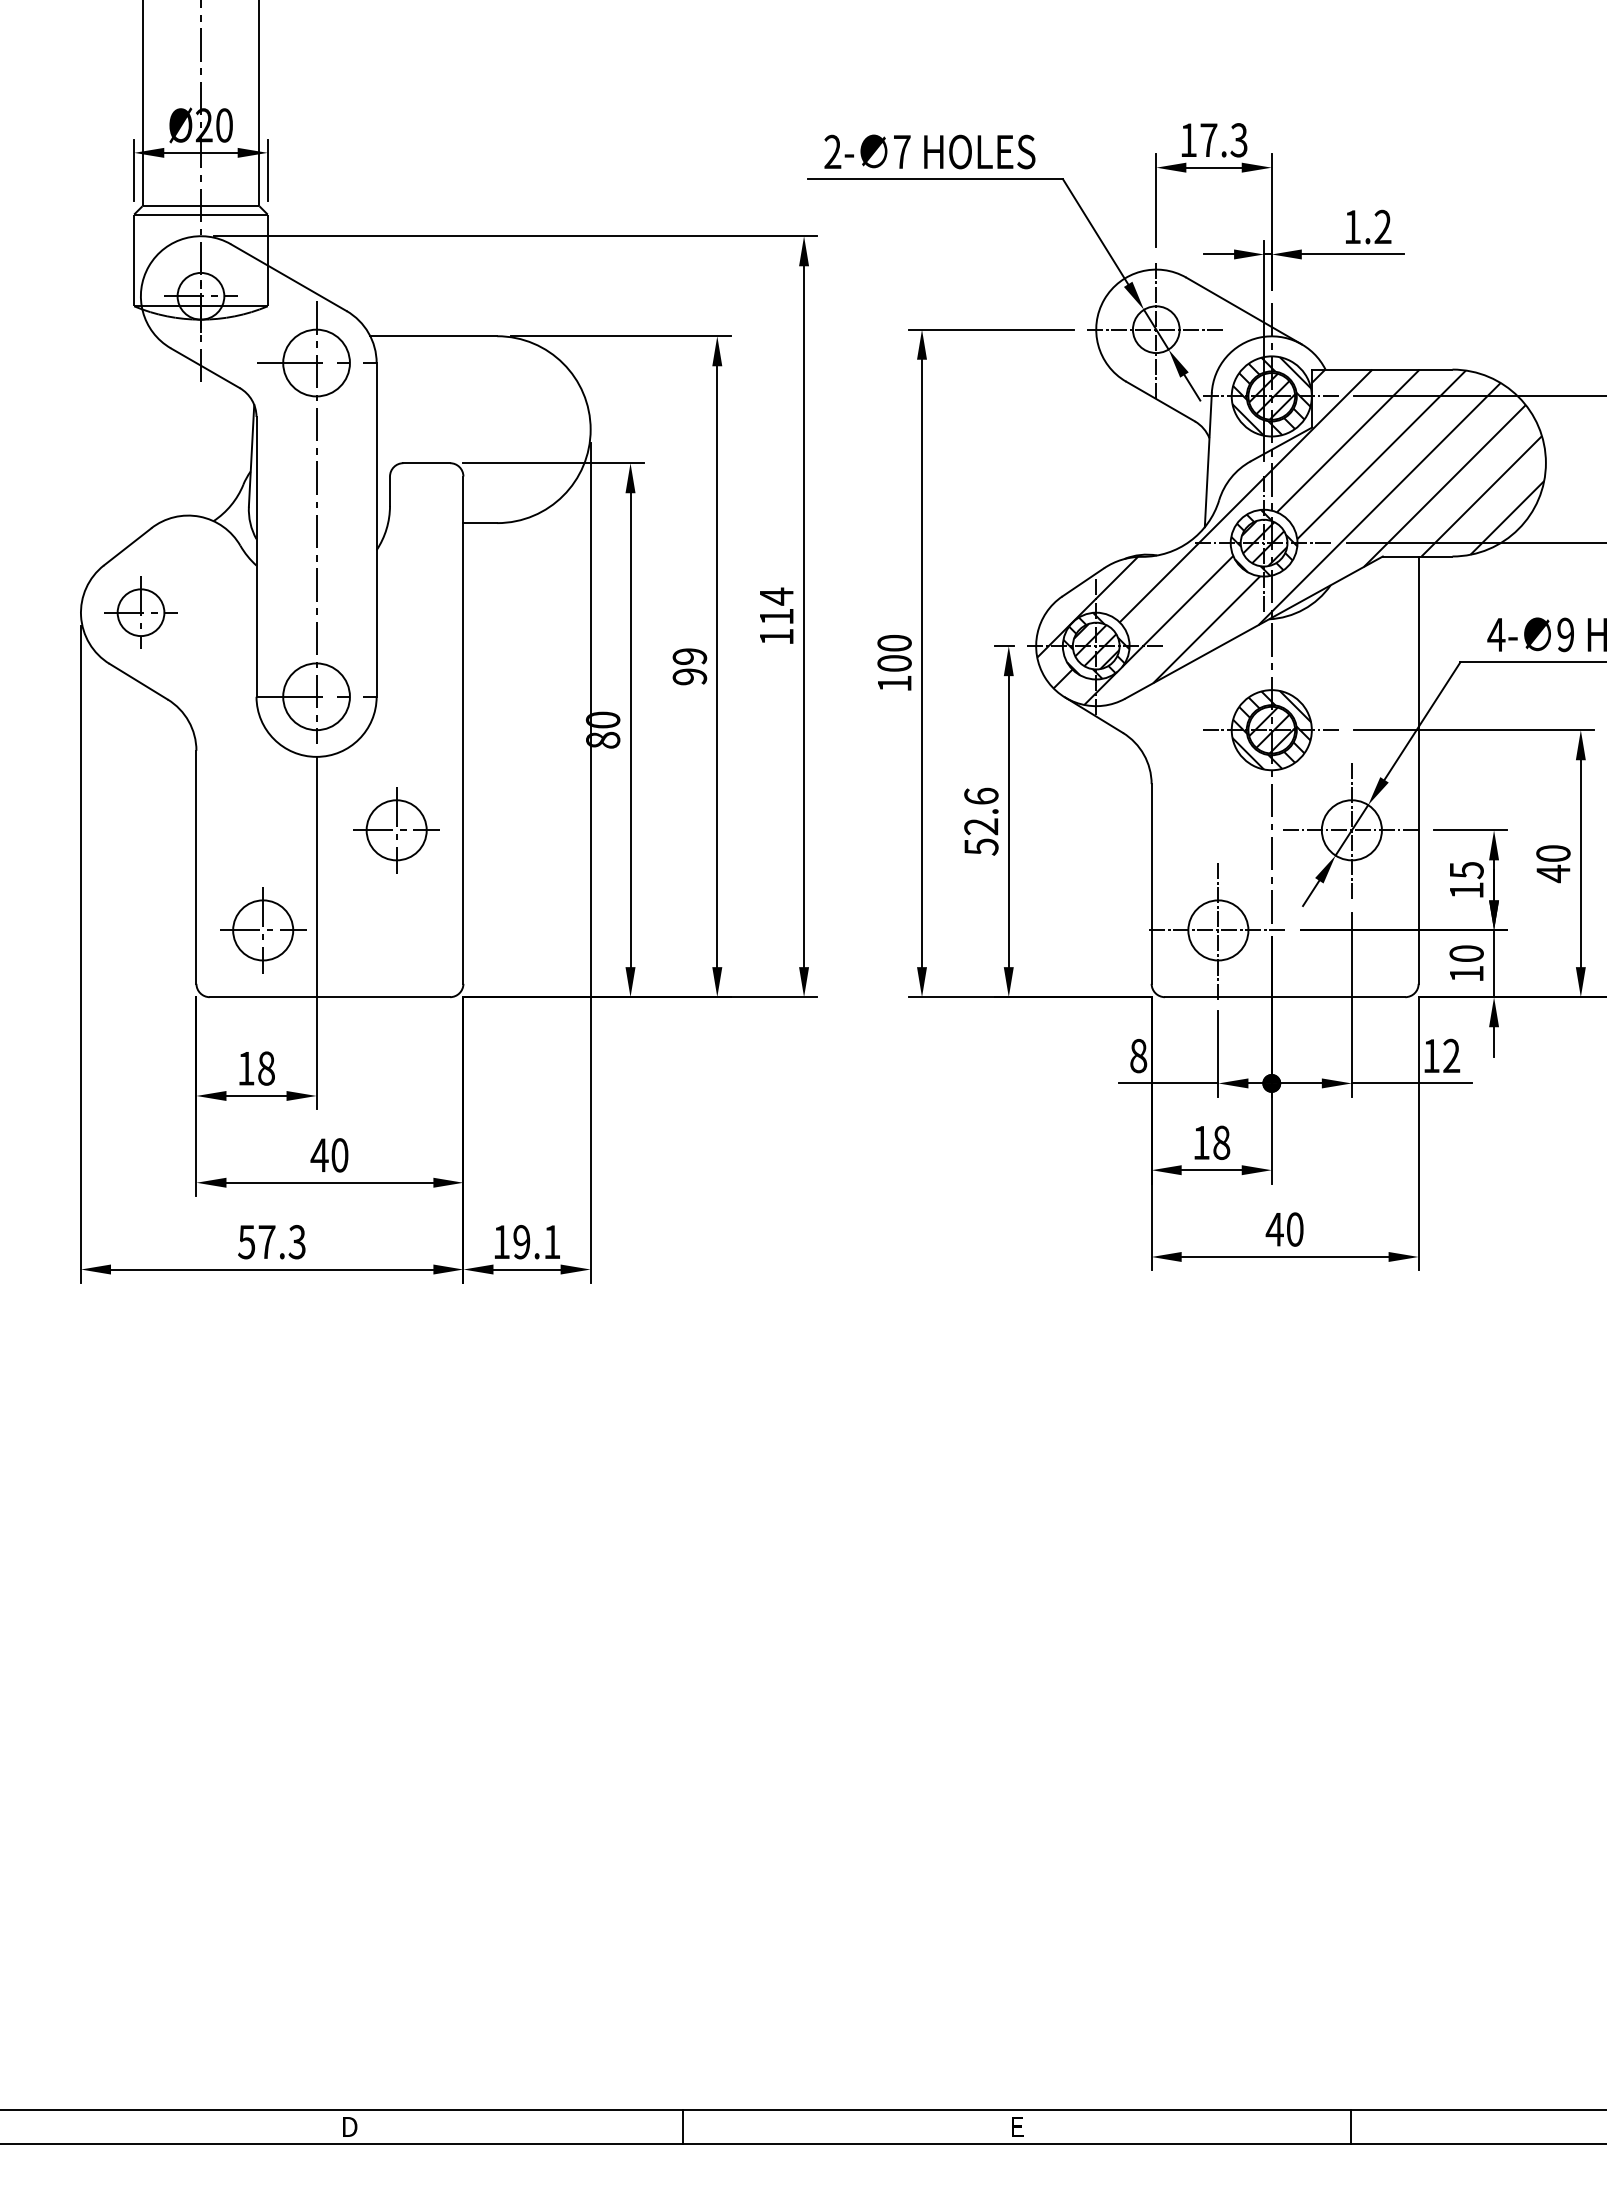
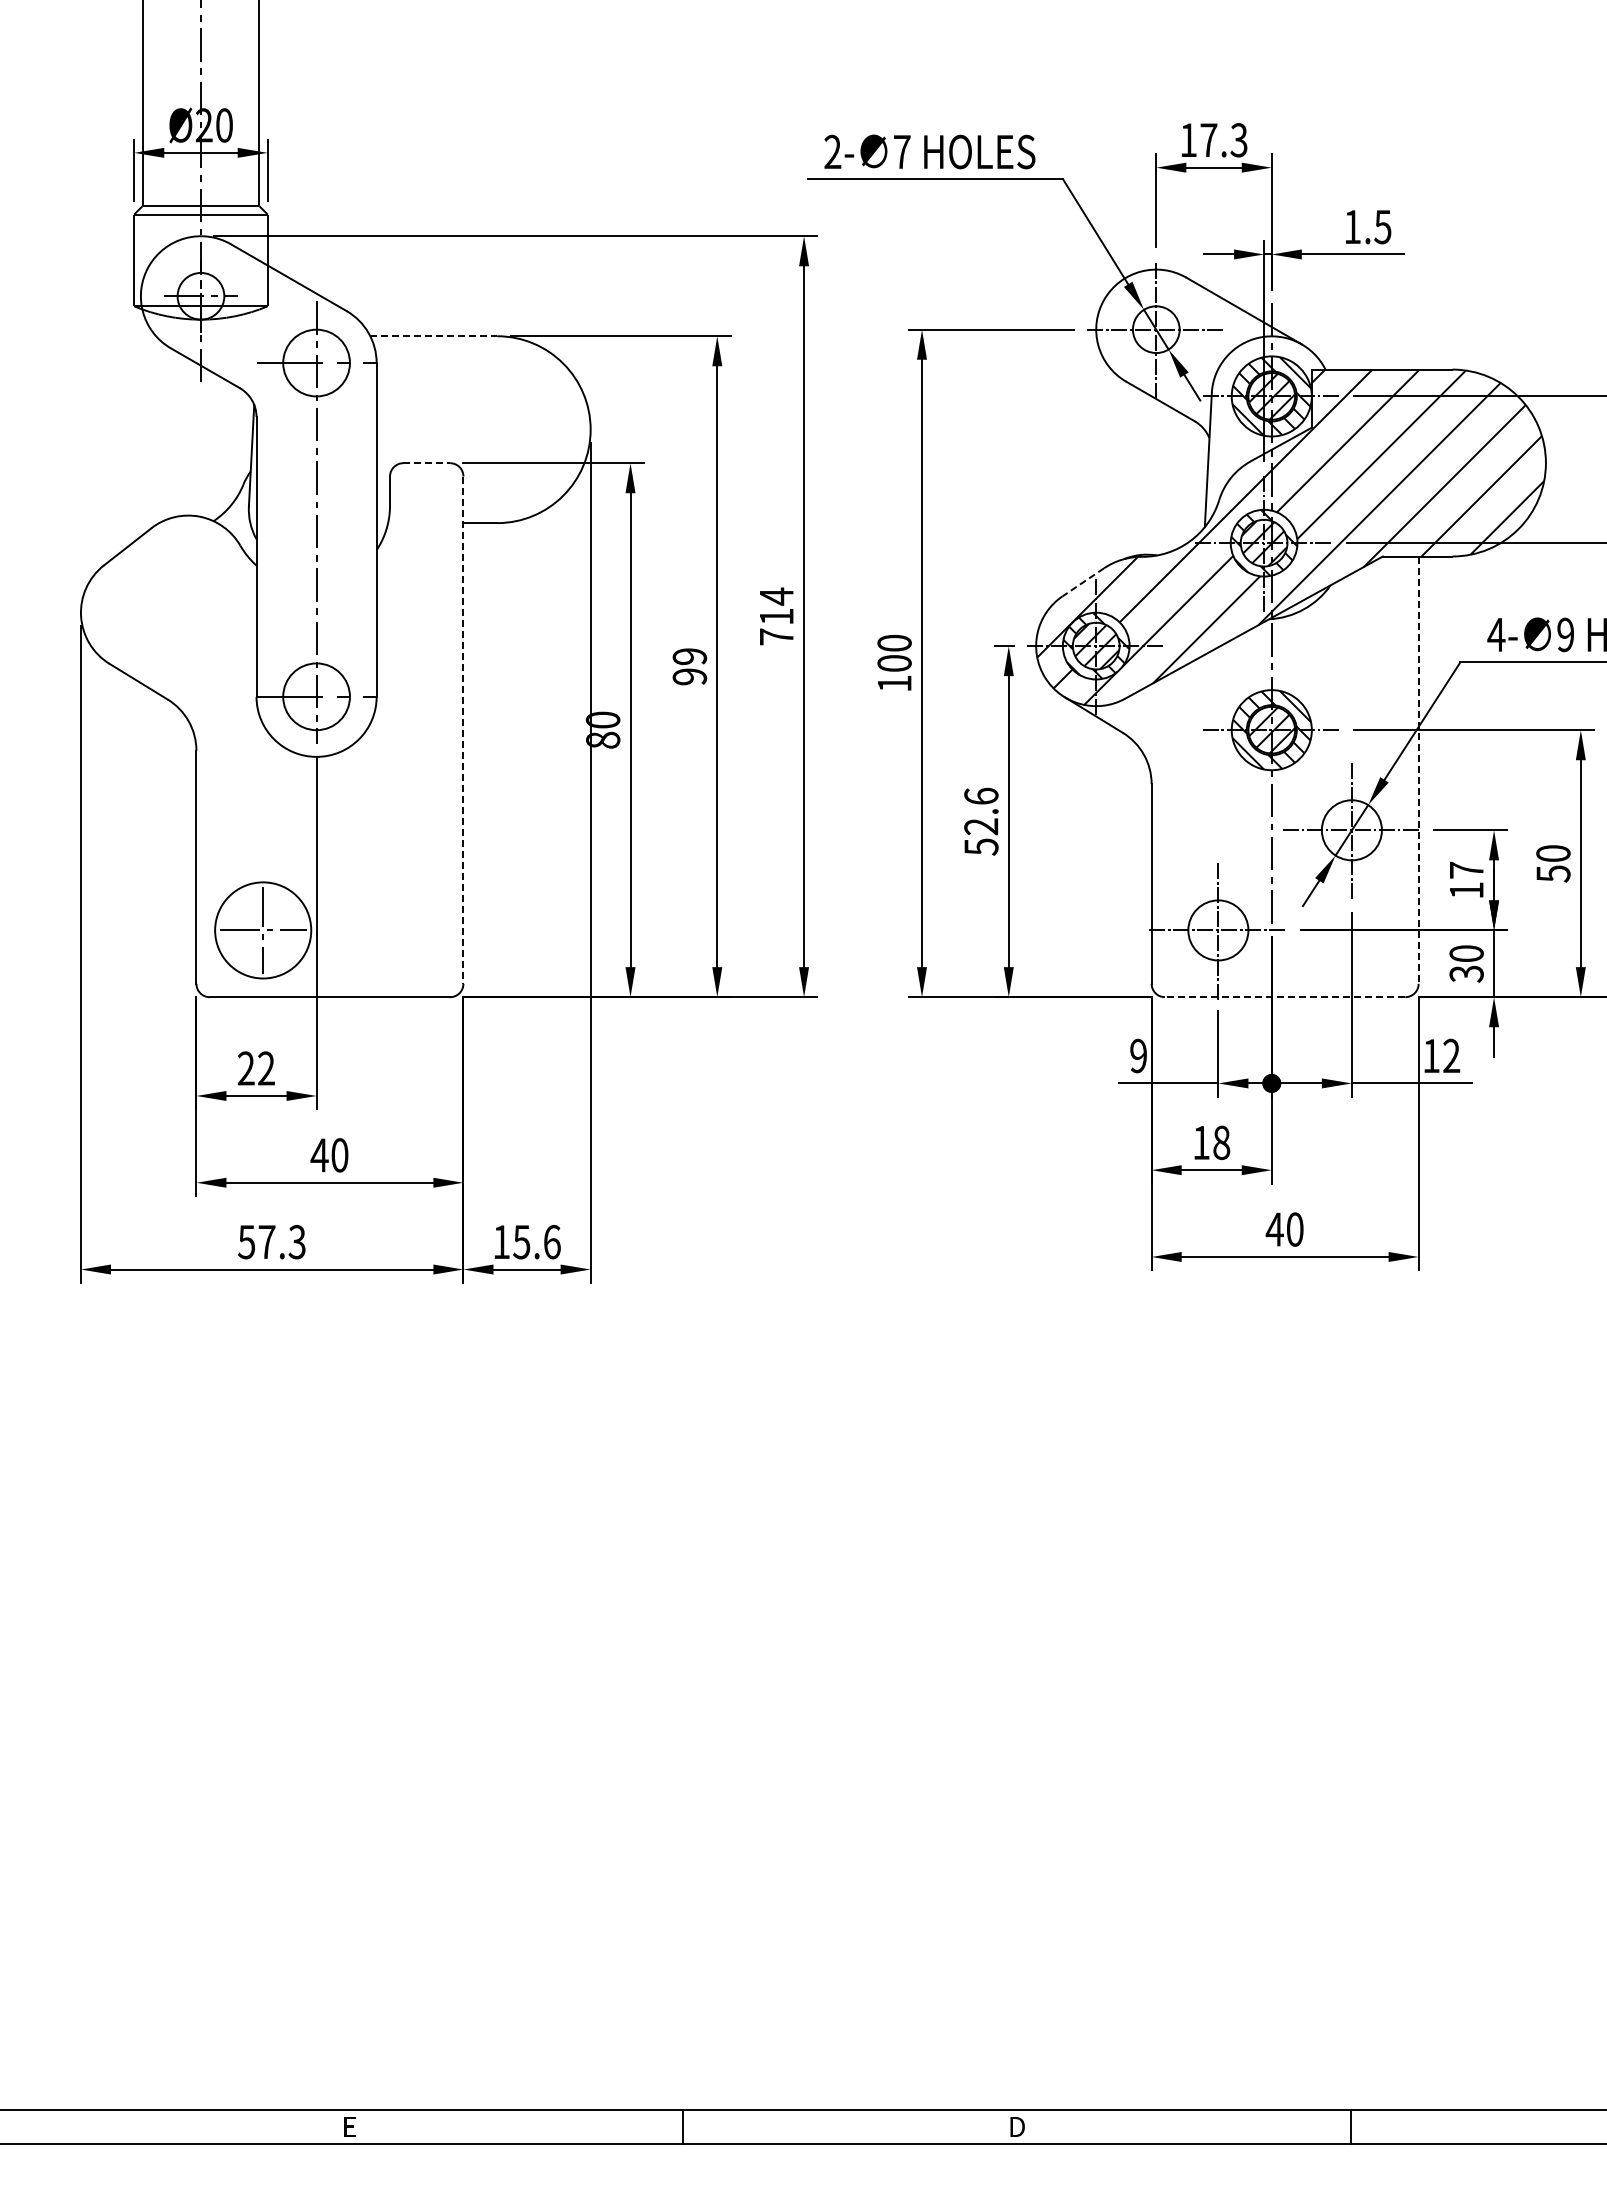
text: 1.2 -> 1.5 (1382, 226)
line: solid -> dashed (434, 336)
line: solid -> dashed (427, 463)
line: solid -> dashed (1082, 582)
part: present -> none (140, 612)
text: 114 -> 714 (776, 636)
line: solid -> dashed (463, 730)
line: solid -> dashed (1418, 770)
part: present -> none (396, 830)
text: 15 -> 17 (1466, 870)
text: 40 -> 50 (1553, 873)
circle diameter: 60 px -> 96 px (263, 930)
text: 10 -> 30 (1466, 973)
line: solid -> dashed (1284, 997)
text: 8 -> 9 (1138, 1055)
text: 18 -> 22 (256, 1068)
text: 19.1 -> 15.6 (536, 1242)
text: D -> E (350, 2126)
text: E -> D (1017, 2126)
